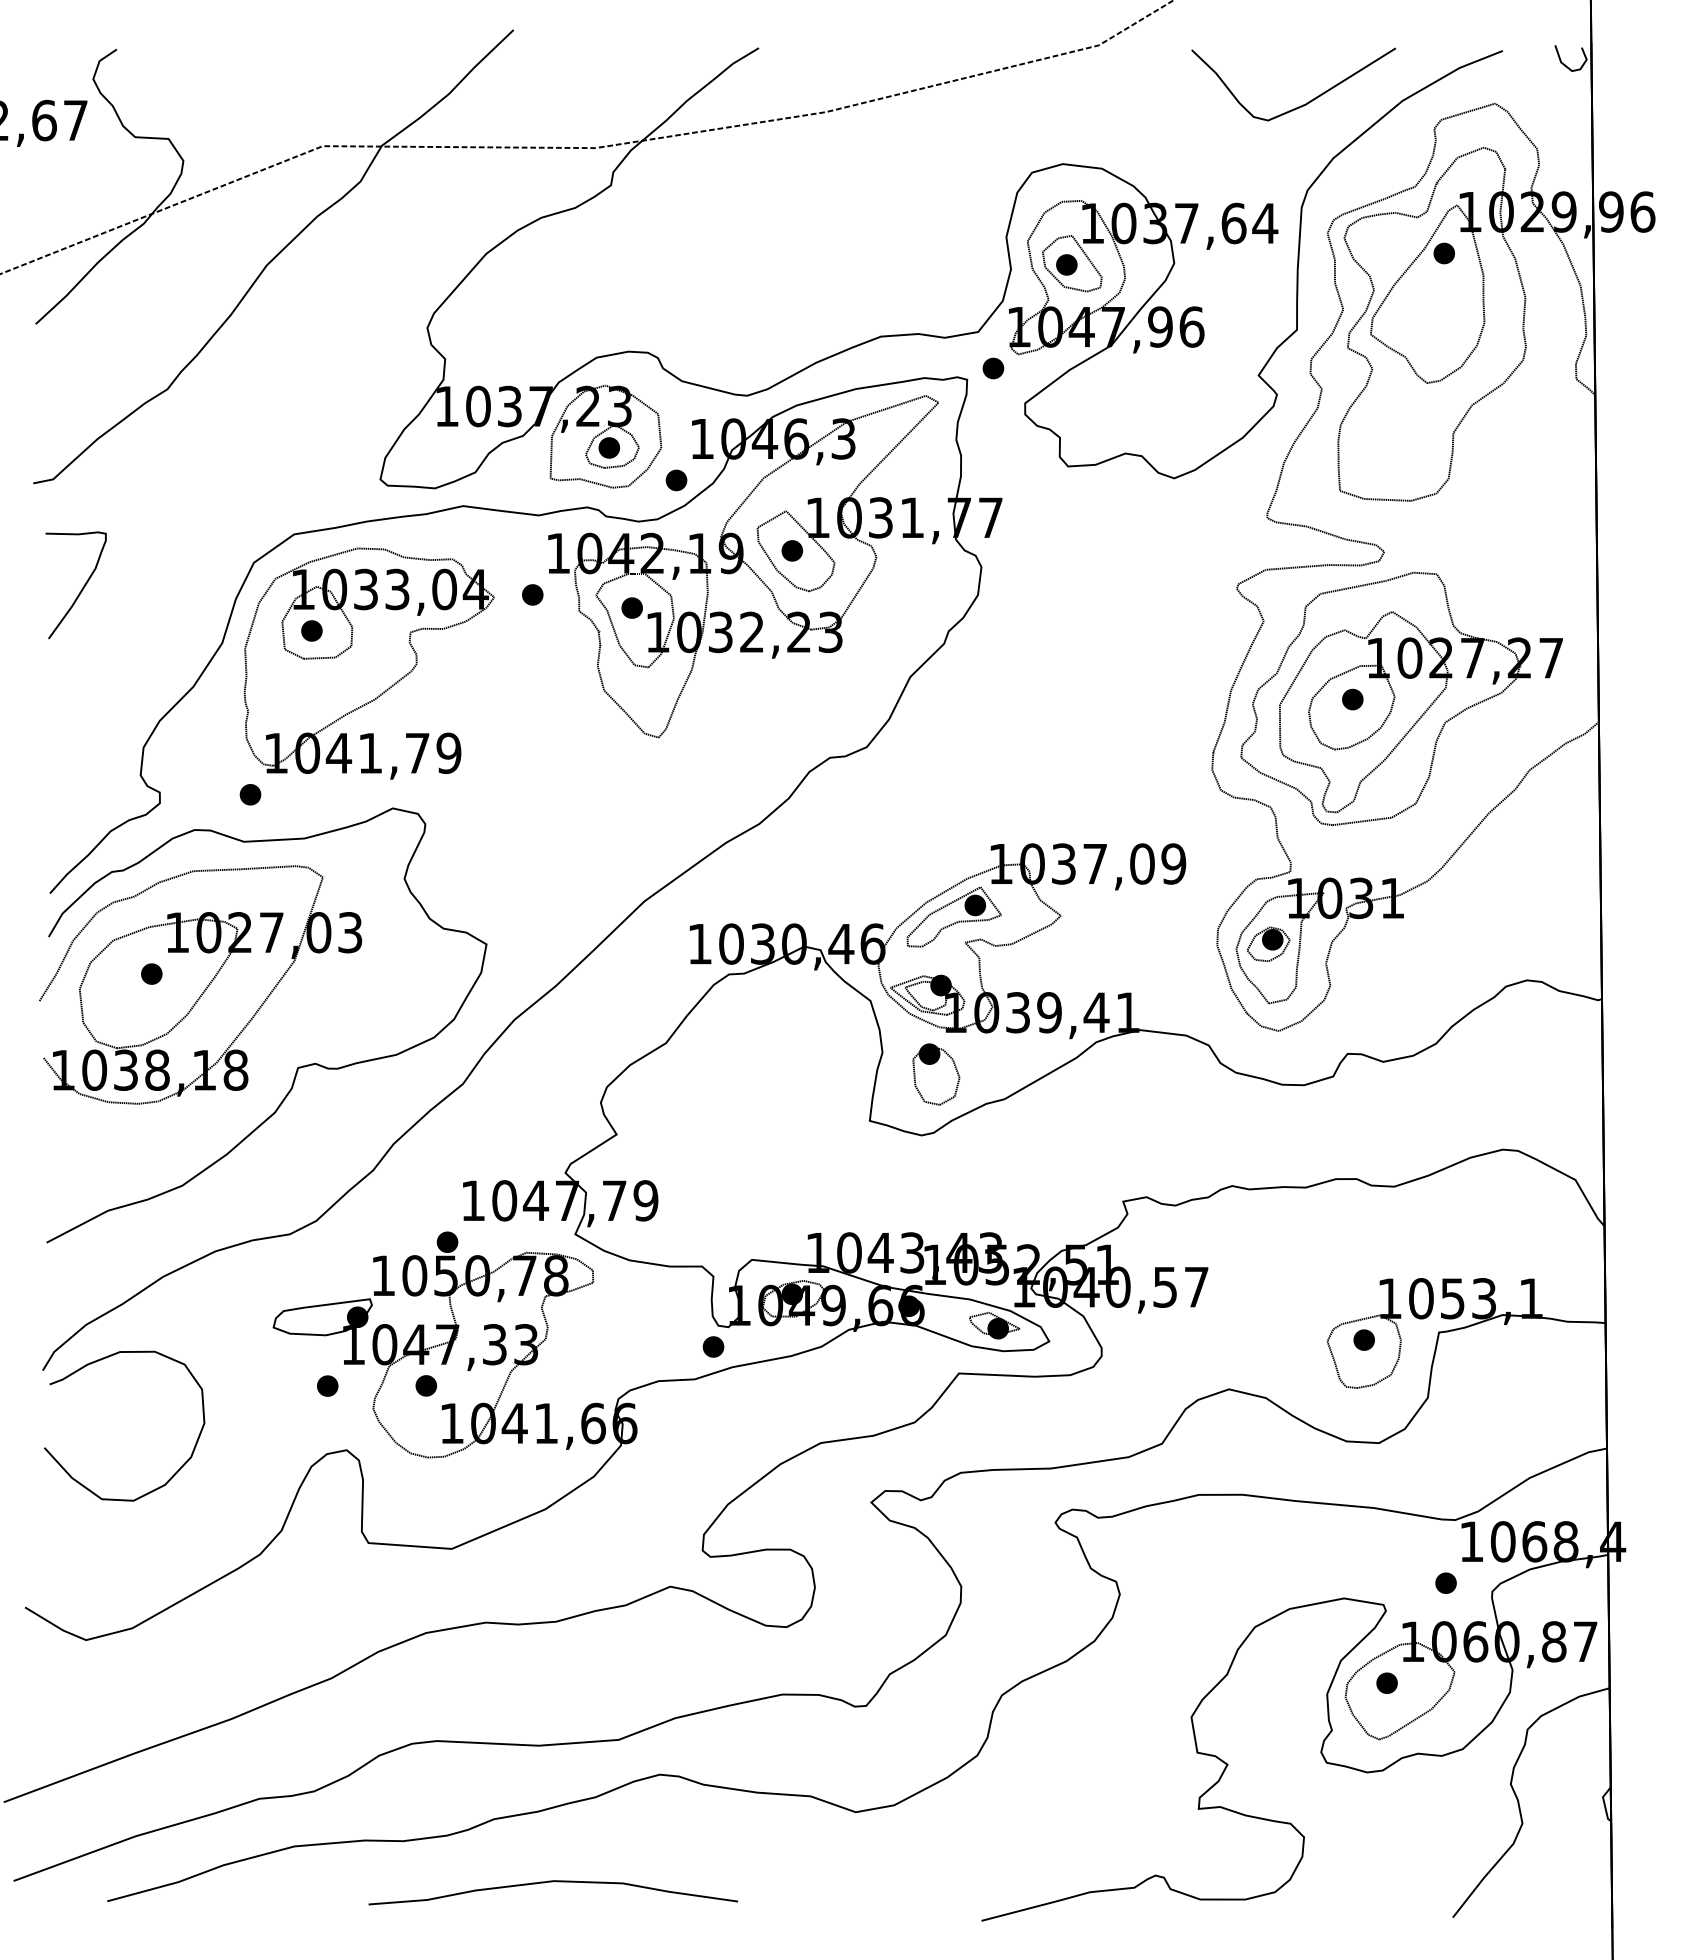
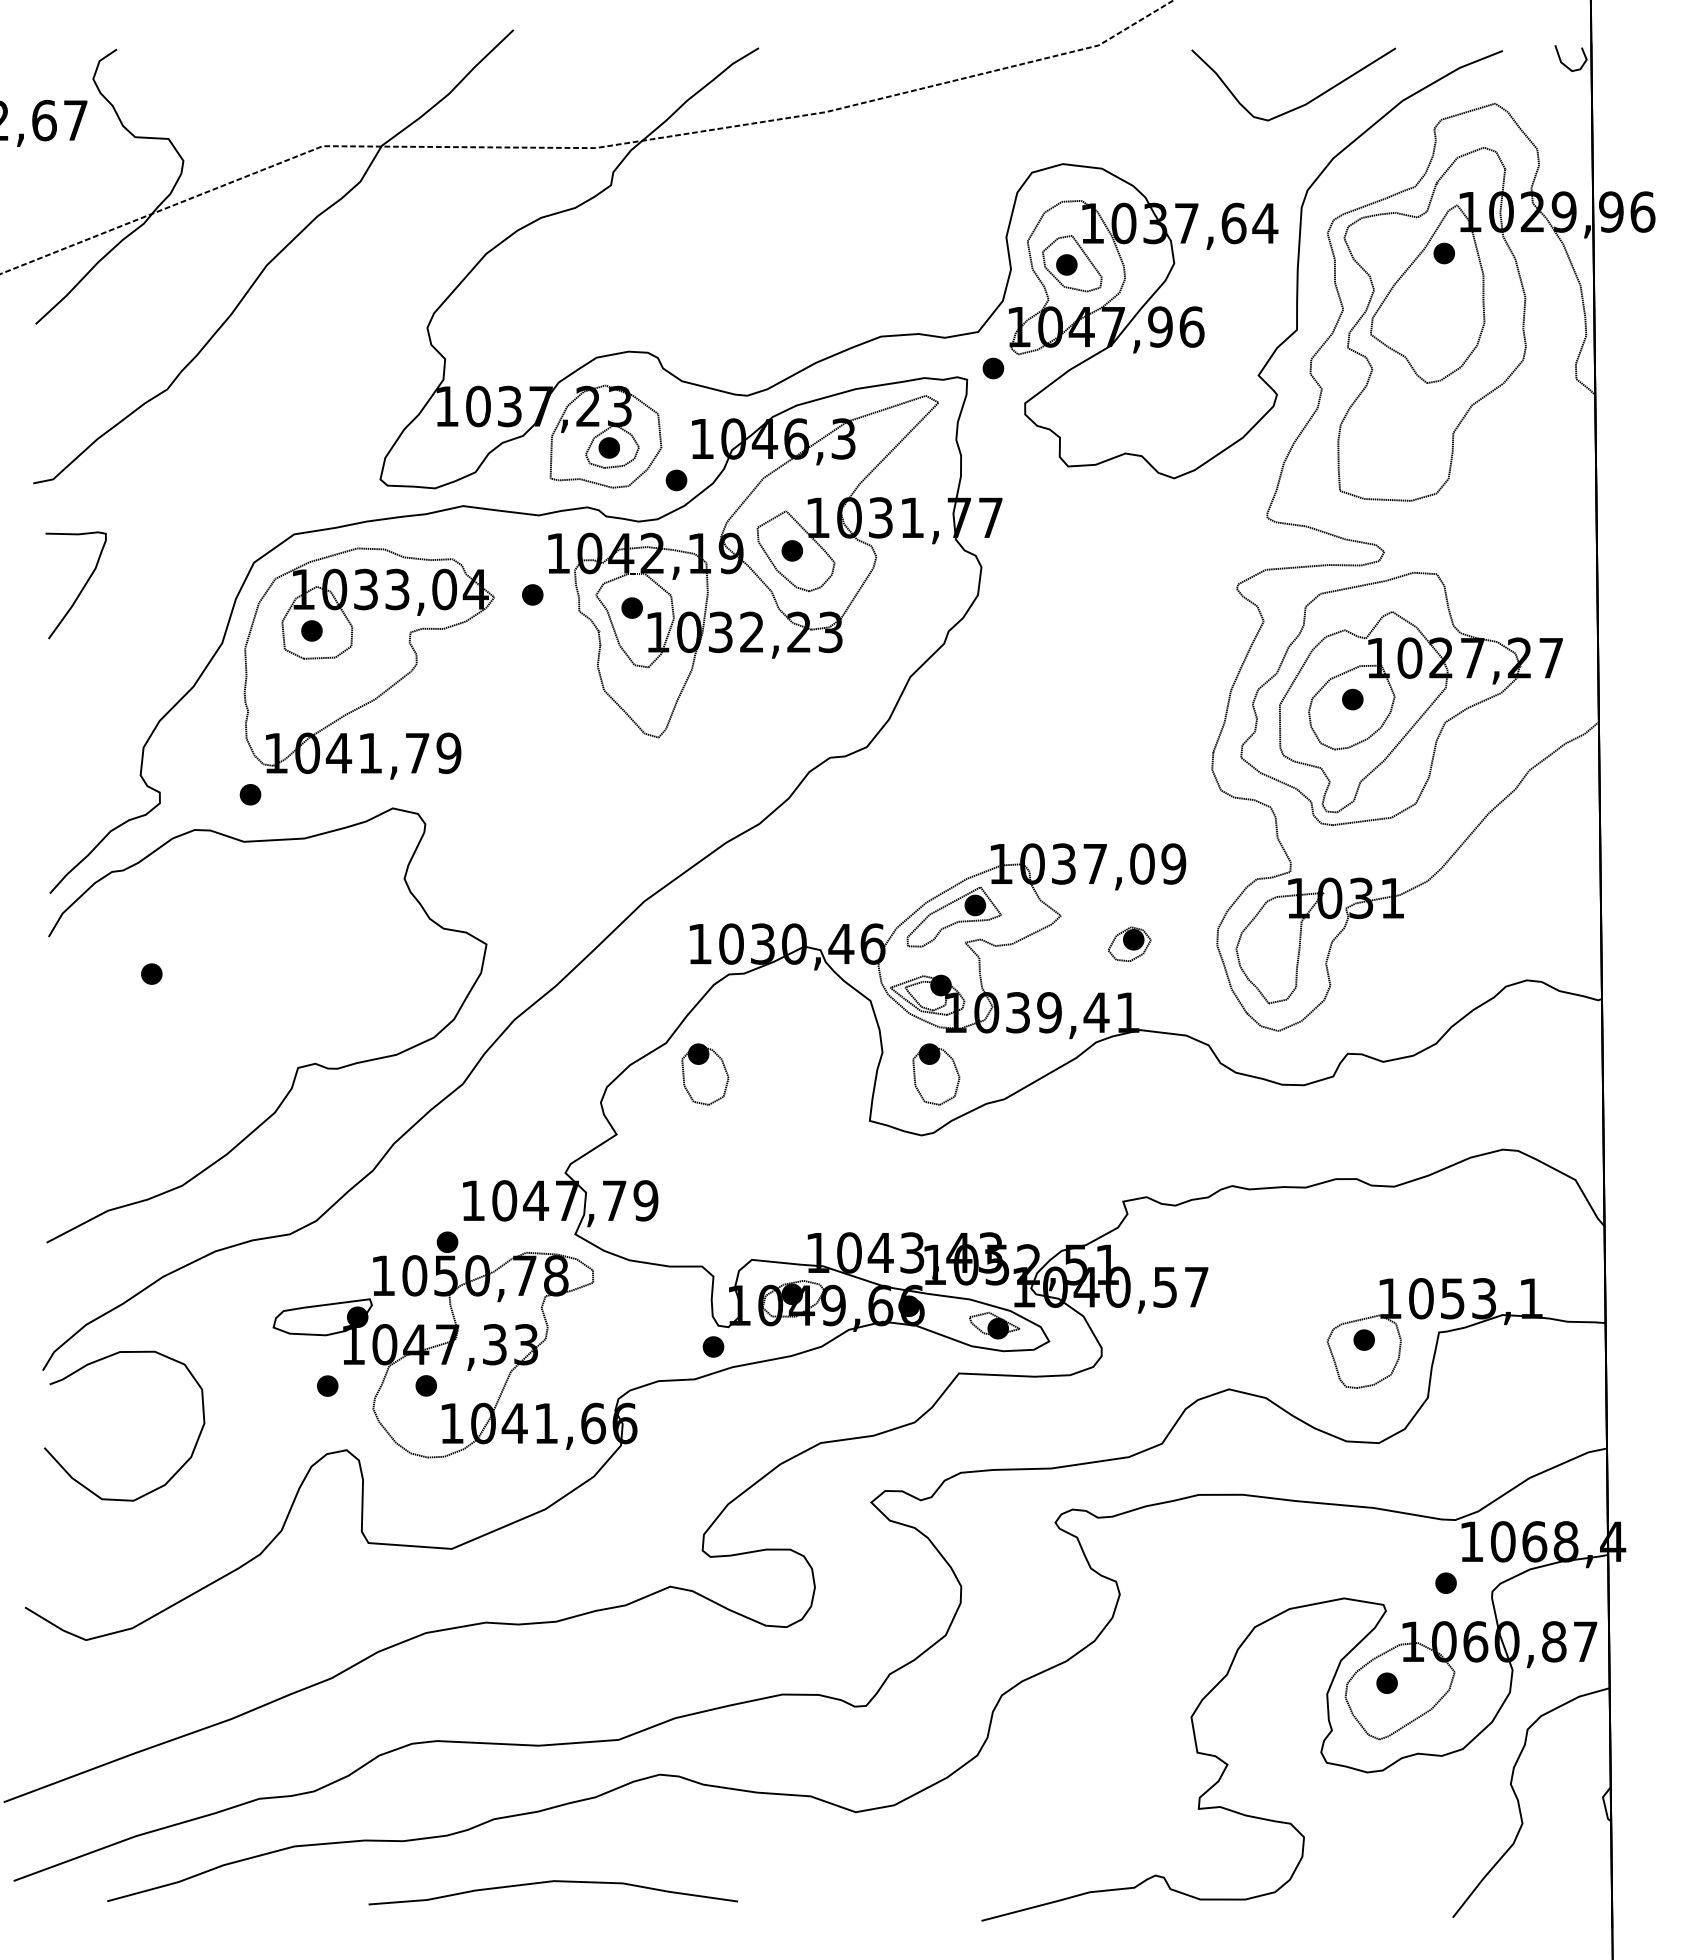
part position: (1268, 944) -> (1129, 944) (1129, 944)
part: present -> none (200, 984)
part: none -> present (705, 1074)
